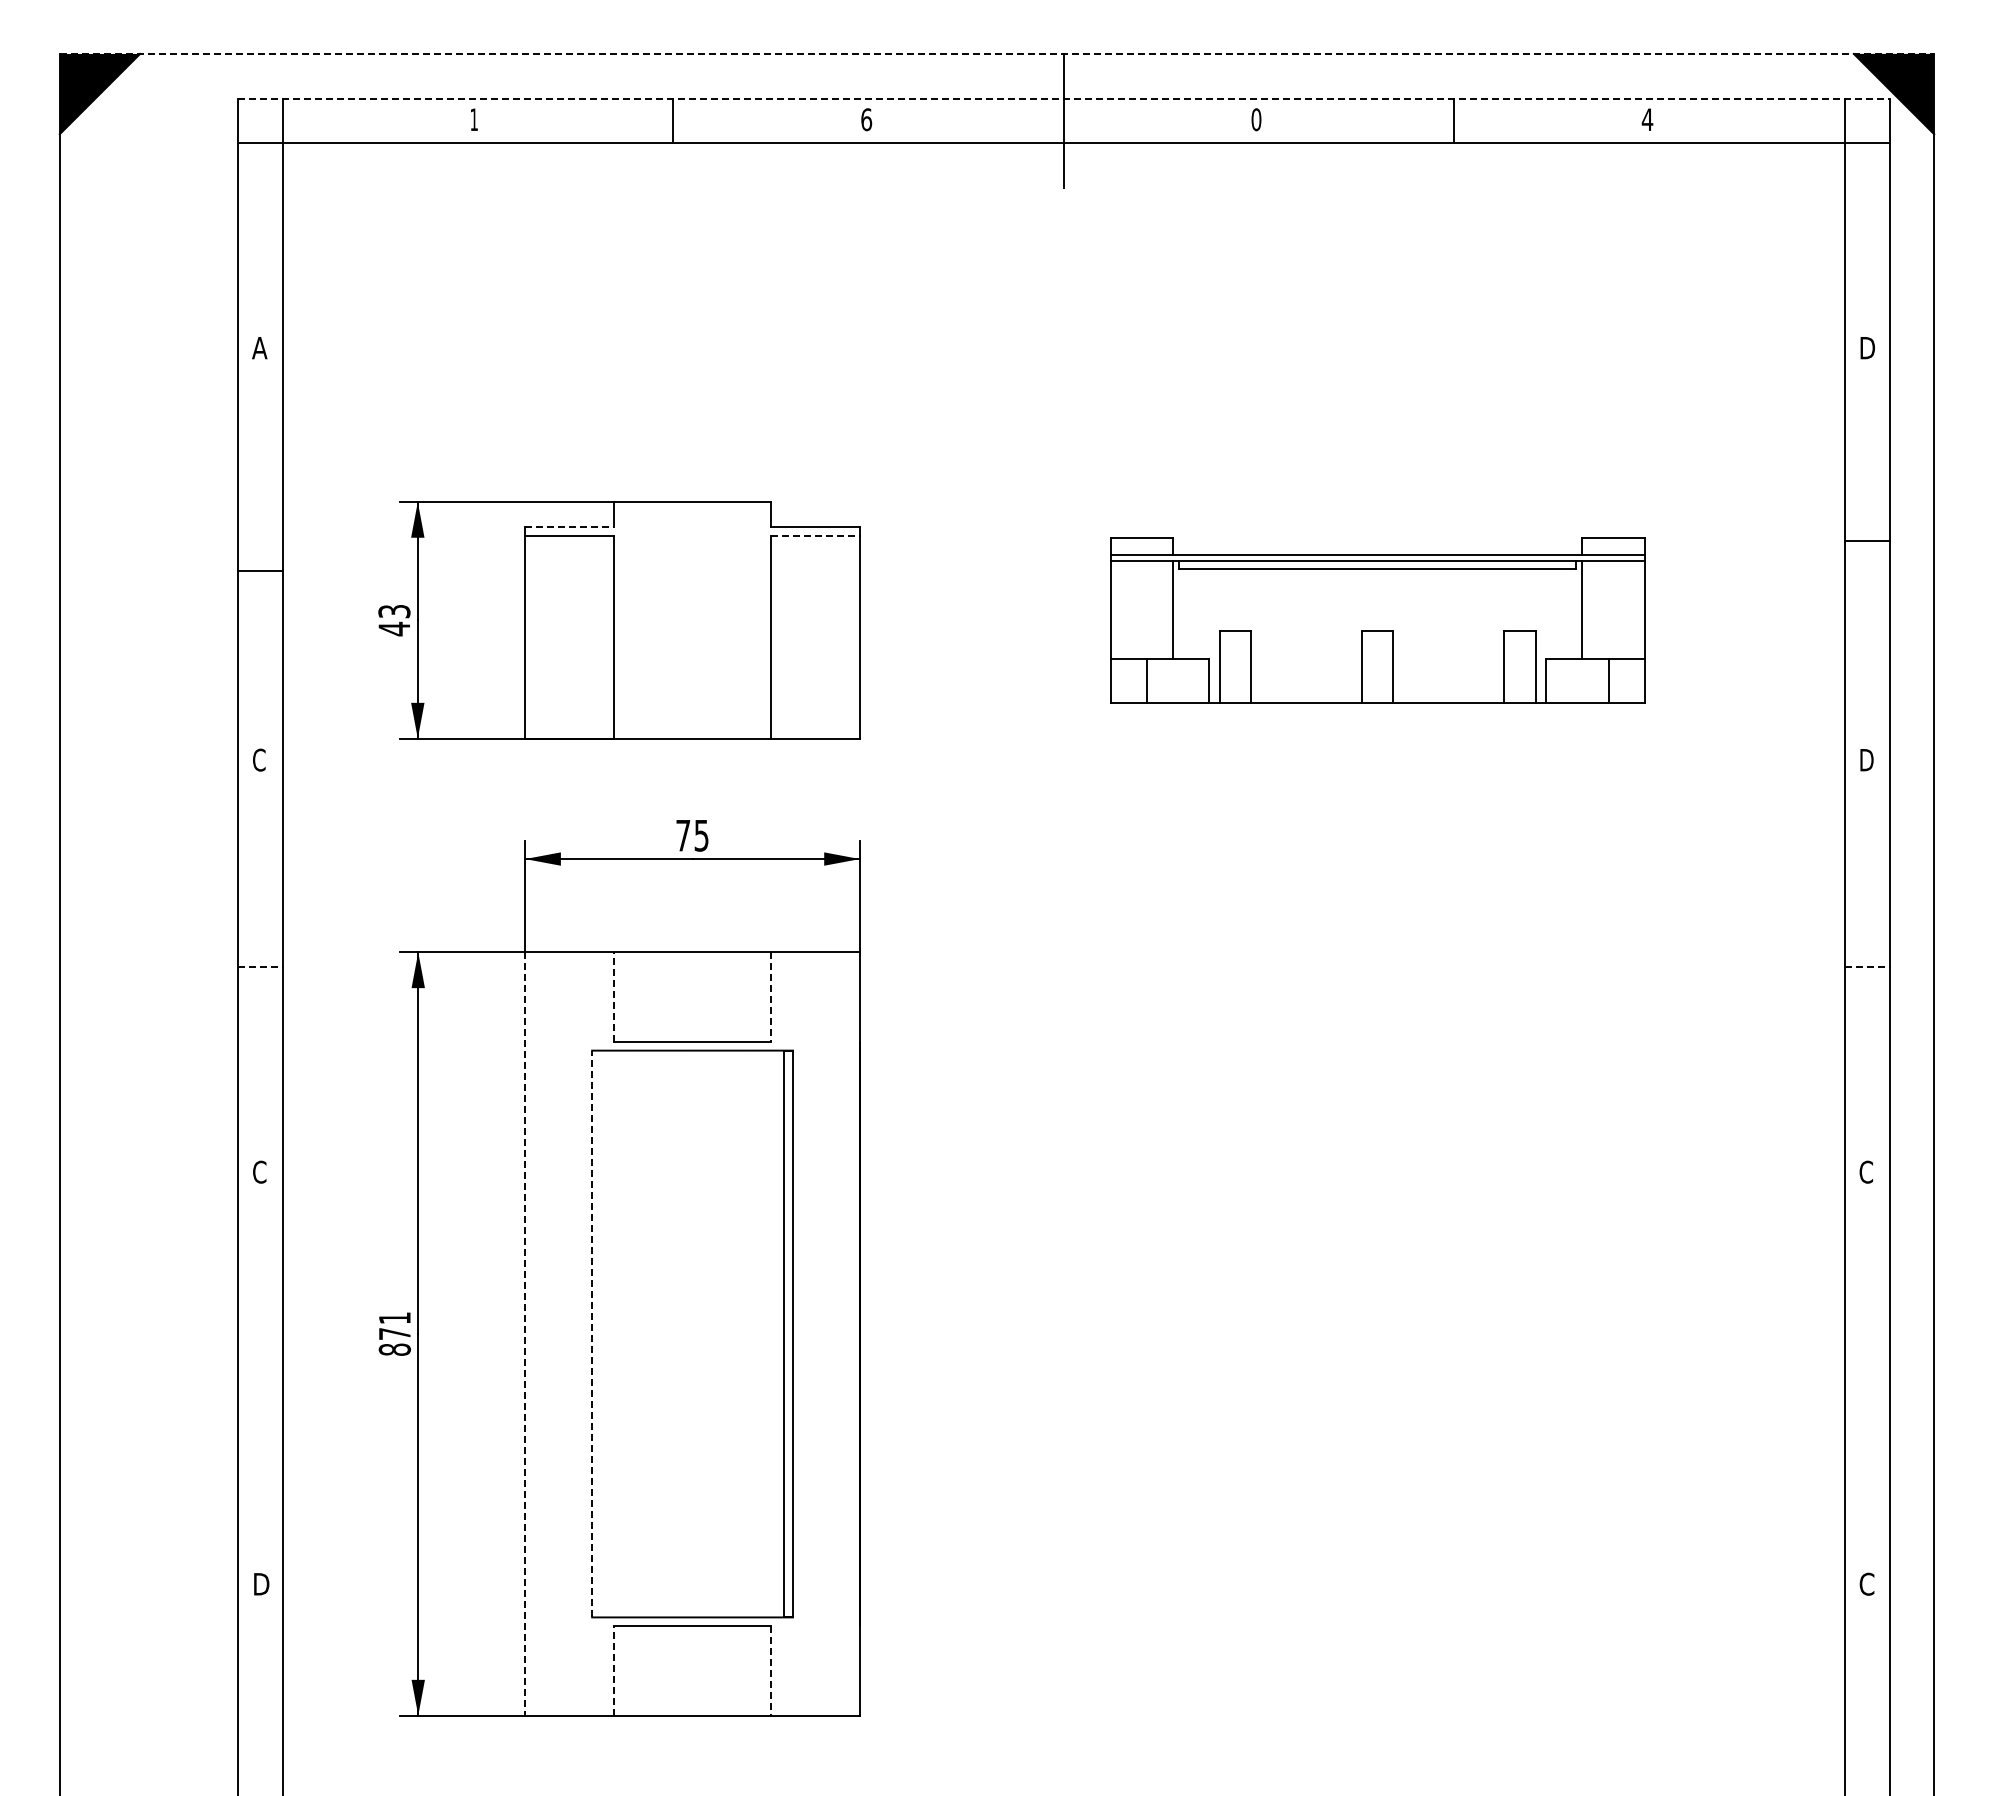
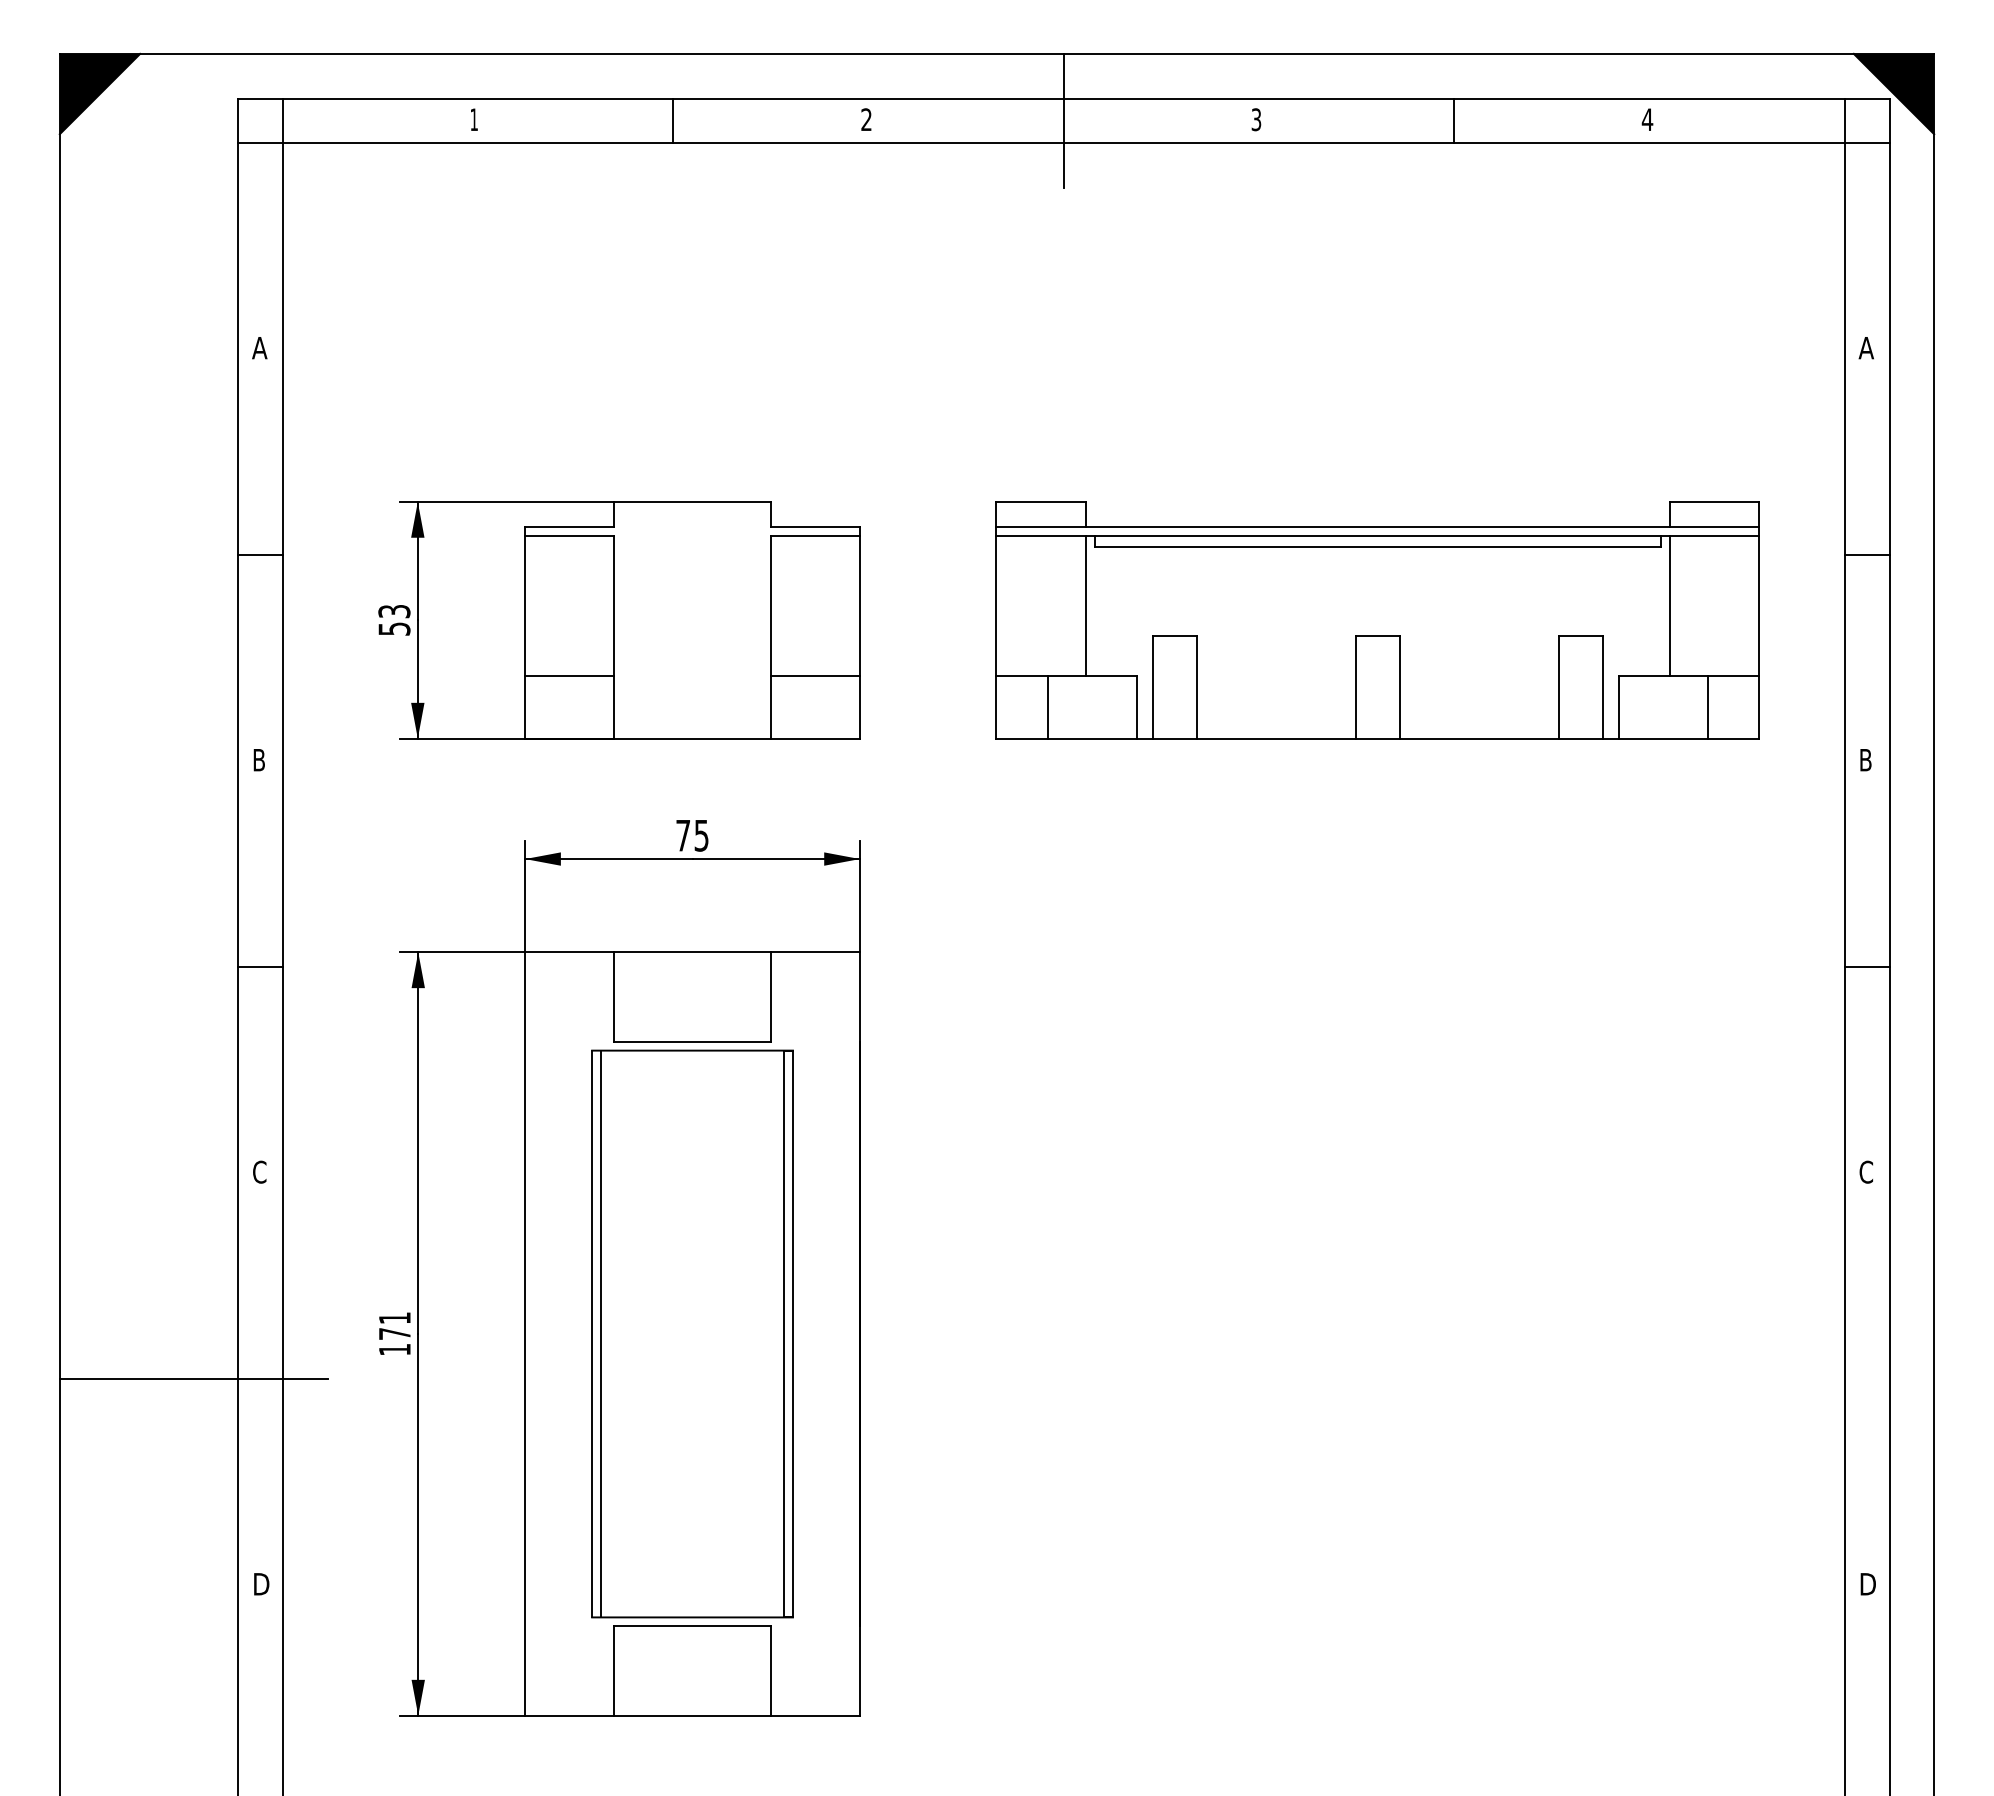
line: dashed -> solid (997, 53)
line: dashed -> solid (1063, 98)
text: 6 -> 2 (866, 119)
text: 0 -> 3 (1256, 119)
text: D -> A (1866, 348)
line: dashed -> solid (569, 526)
line: dashed -> solid (815, 535)
line position: (1866, 541) -> (1866, 555) (1866, 555)
line position: (260, 571) -> (260, 555) (260, 555)
part size: 536x167 px -> 765x239 px (1377, 620)
text: 43 -> 53 (394, 628)
line: none -> present (569, 676)
line: none -> present (814, 676)
text: C -> B (259, 759)
text: D -> B (1867, 760)
line: dashed -> solid (261, 967)
line: dashed -> solid (1867, 967)
line: dashed -> solid (614, 997)
line: dashed -> solid (770, 997)
line: dashed -> solid (592, 1333)
line: none -> present (601, 1333)
line: dashed -> solid (525, 1334)
text: 871 -> 171 (394, 1349)
line: none -> present (193, 1379)
text: C -> D (1867, 1583)
line: dashed -> solid (614, 1670)
line: dashed -> solid (770, 1670)
